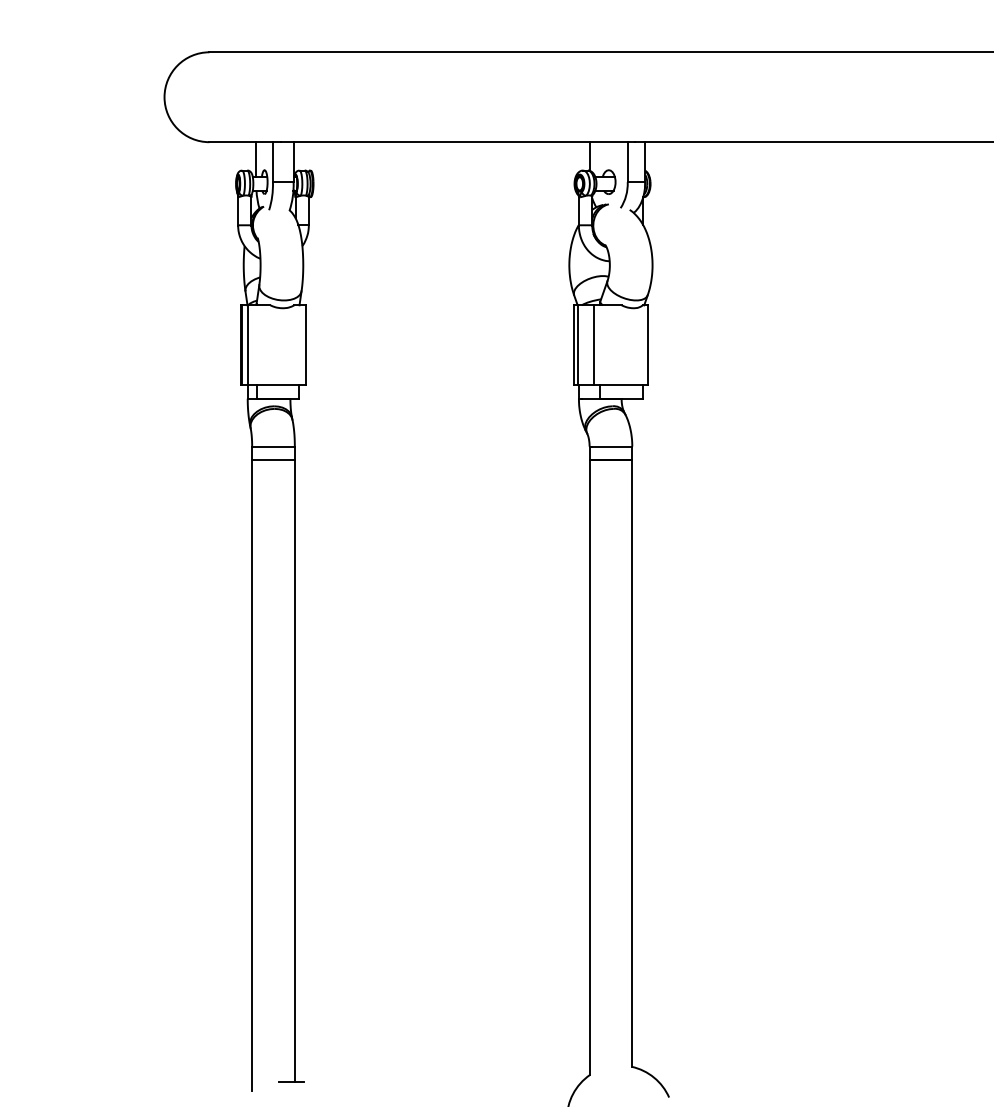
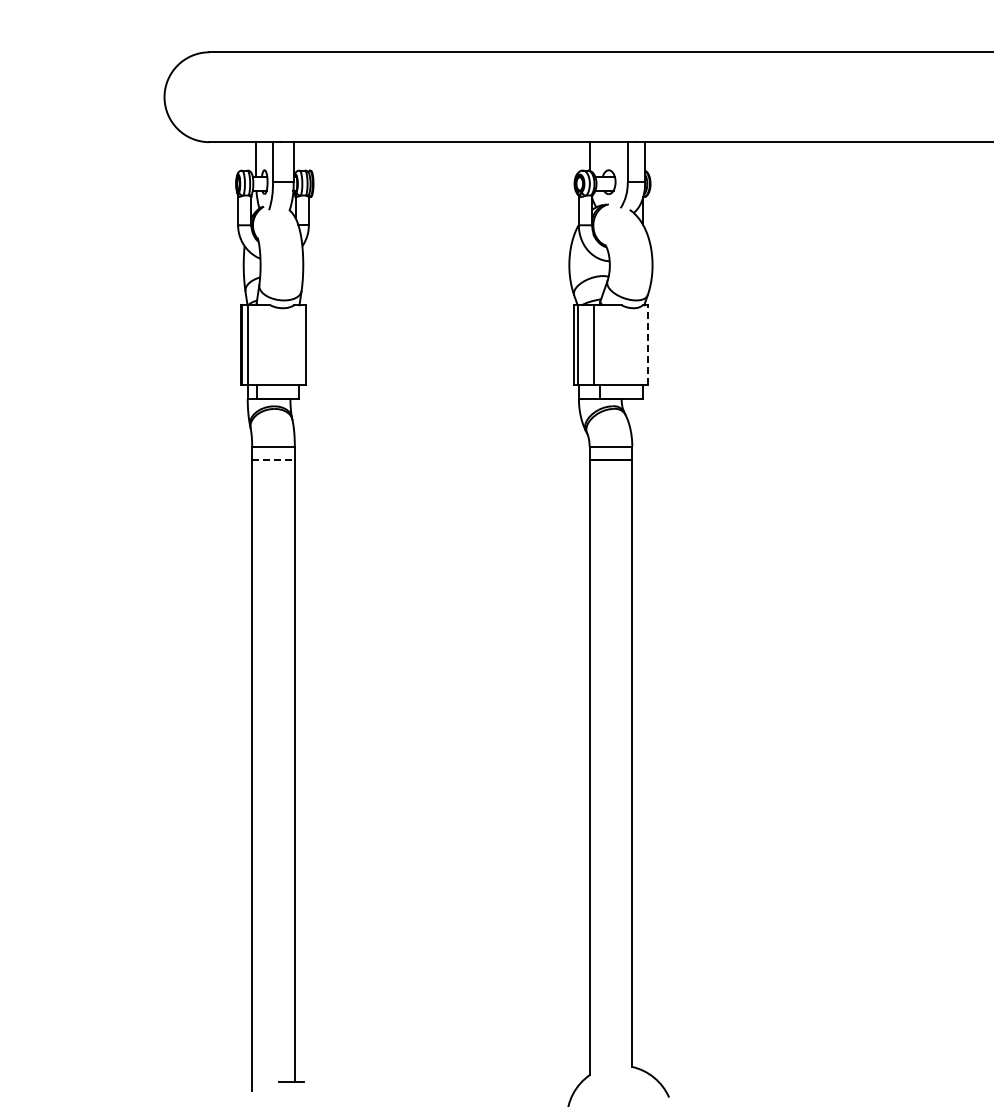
line: solid -> dashed (648, 344)
line: solid -> dashed (274, 460)
